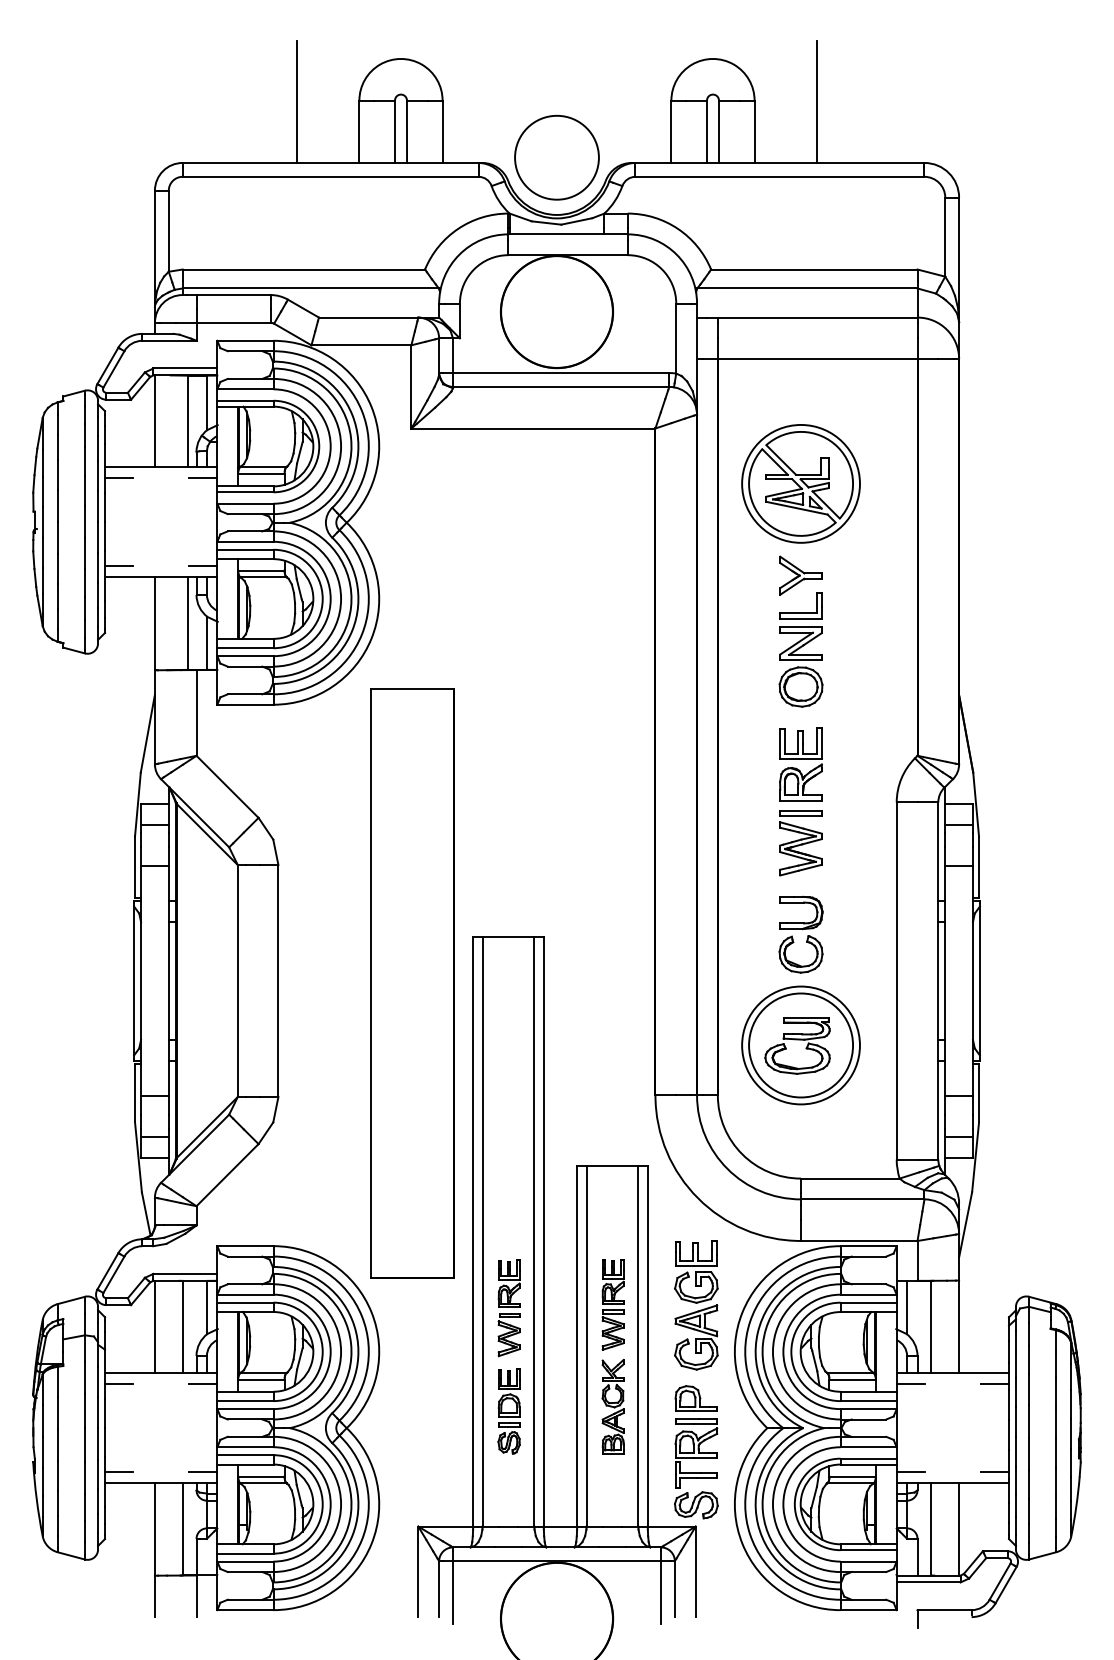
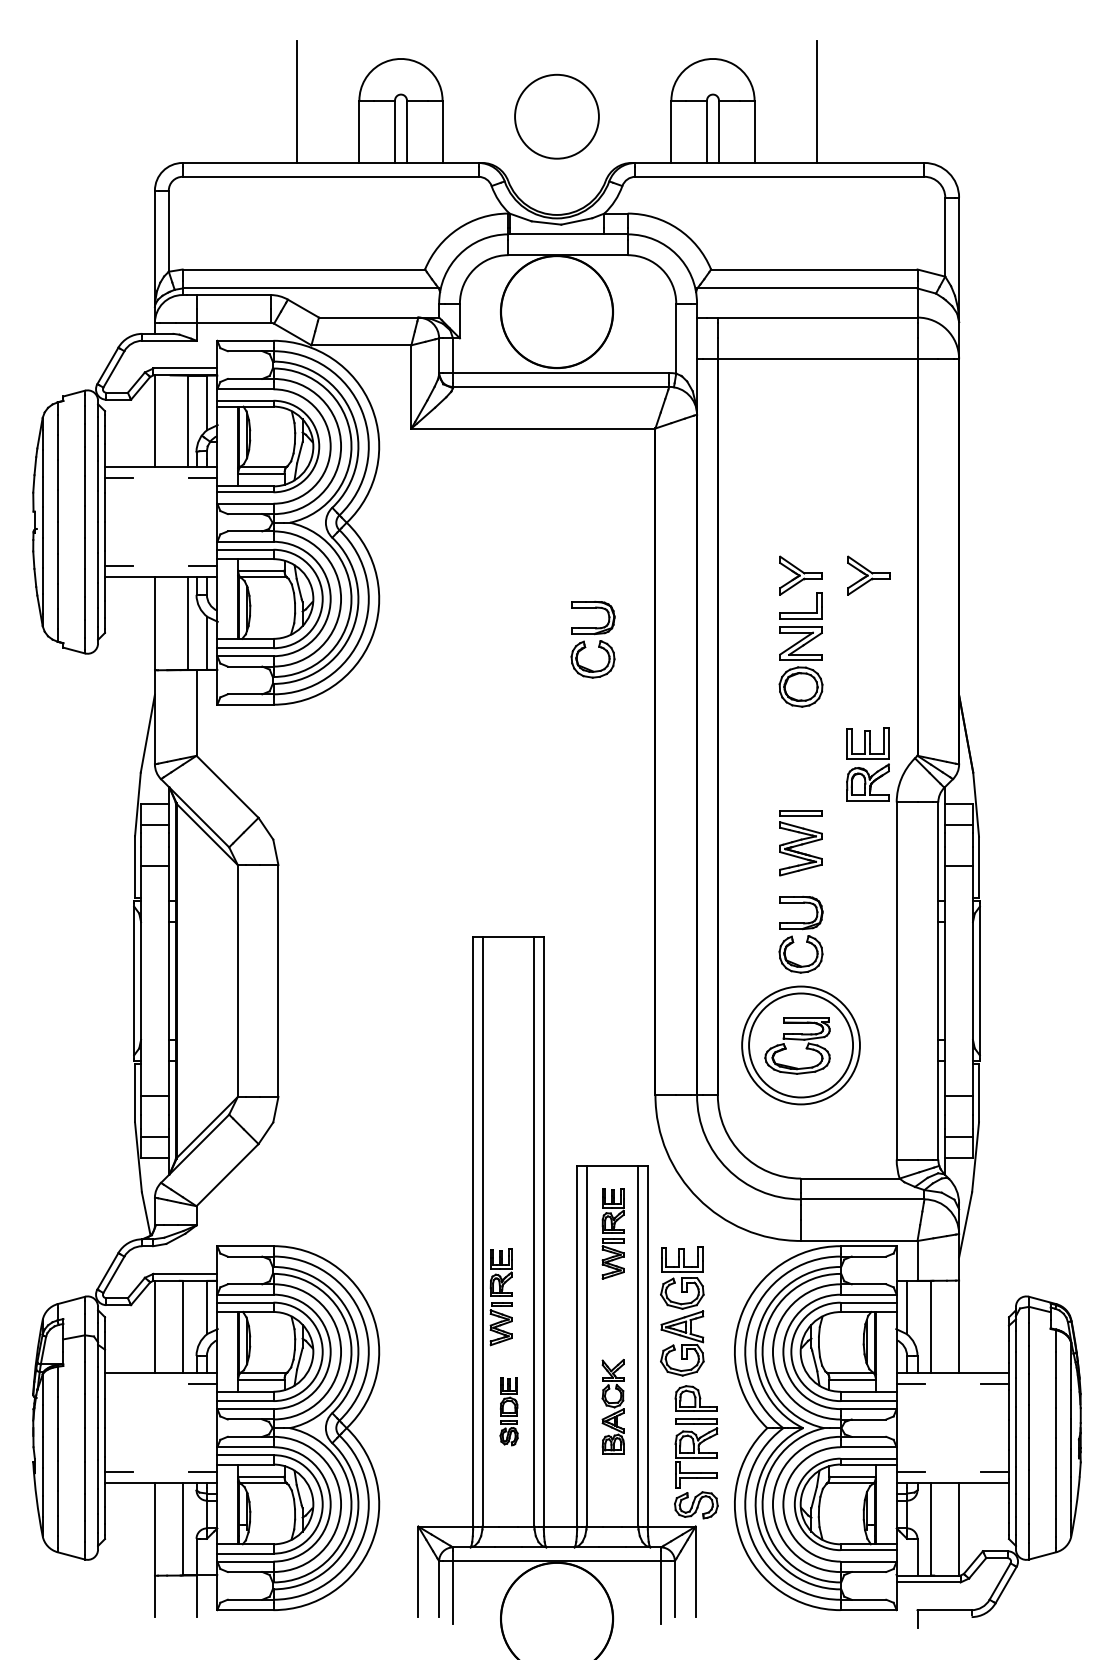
circle position: (556, 157) -> (556, 116) (556, 116)
part: present -> none (800, 483)
part: none -> present (868, 575)
part: none -> present (592, 639)
part position: (800, 764) -> (867, 764) (867, 764)
part: present -> none (412, 983)
part position: (612, 1304) -> (612, 1233) (612, 1233)
part position: (696, 1305) -> (682, 1311) (682, 1311)
part position: (508, 1308) -> (500, 1297) (500, 1297)
line: present -> none (119, 1384)
part size: 24x87 px -> 20x70 px (508, 1411)
